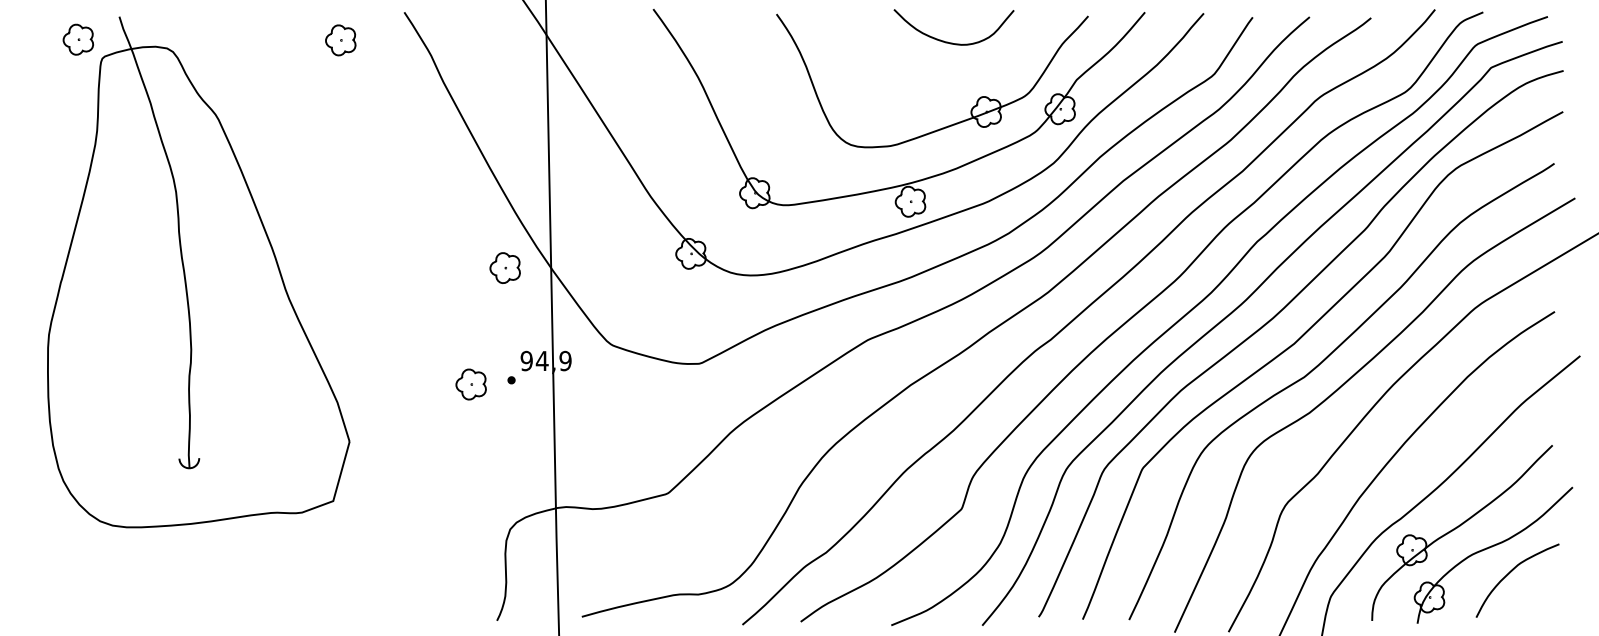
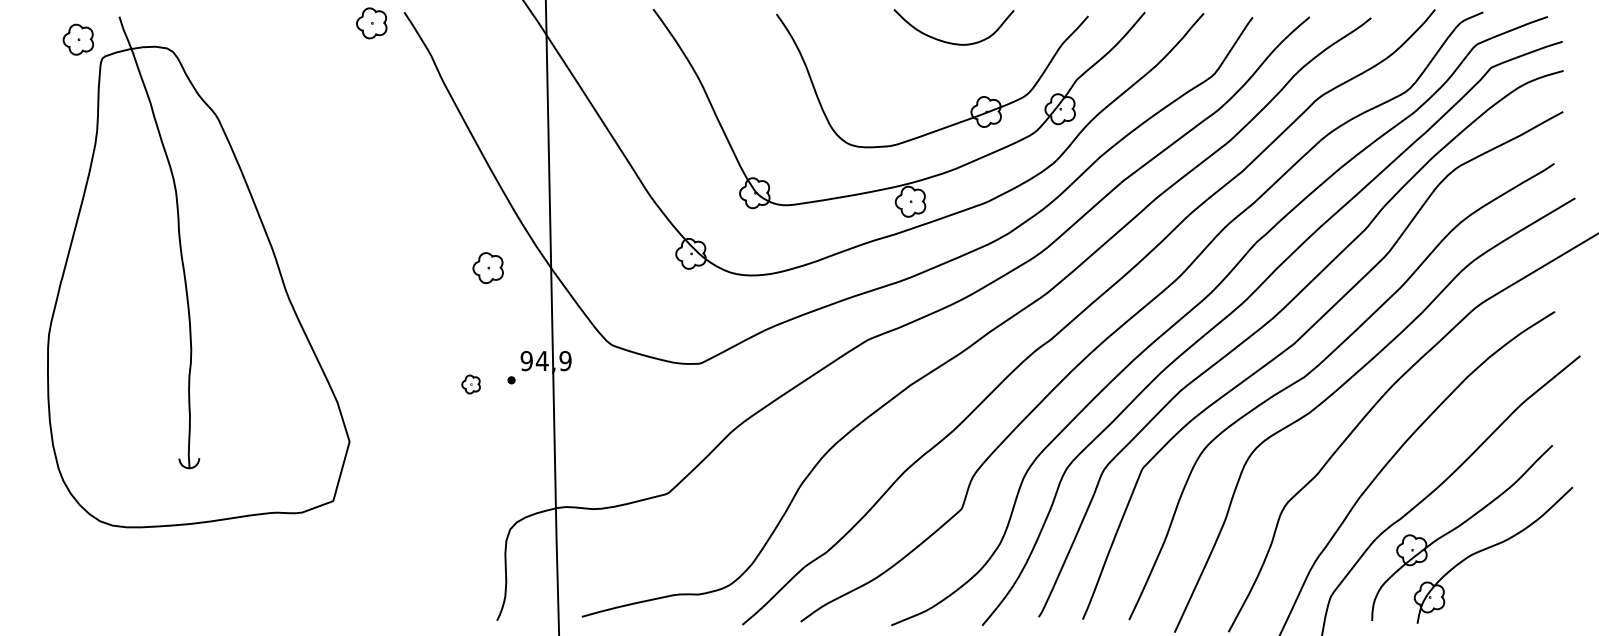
part position: (340, 40) -> (371, 23) (371, 23)
part position: (504, 267) -> (487, 267) (487, 267)
part size: 32x33 px -> 20x21 px (470, 384)
curve: present -> none (1510, 573)
